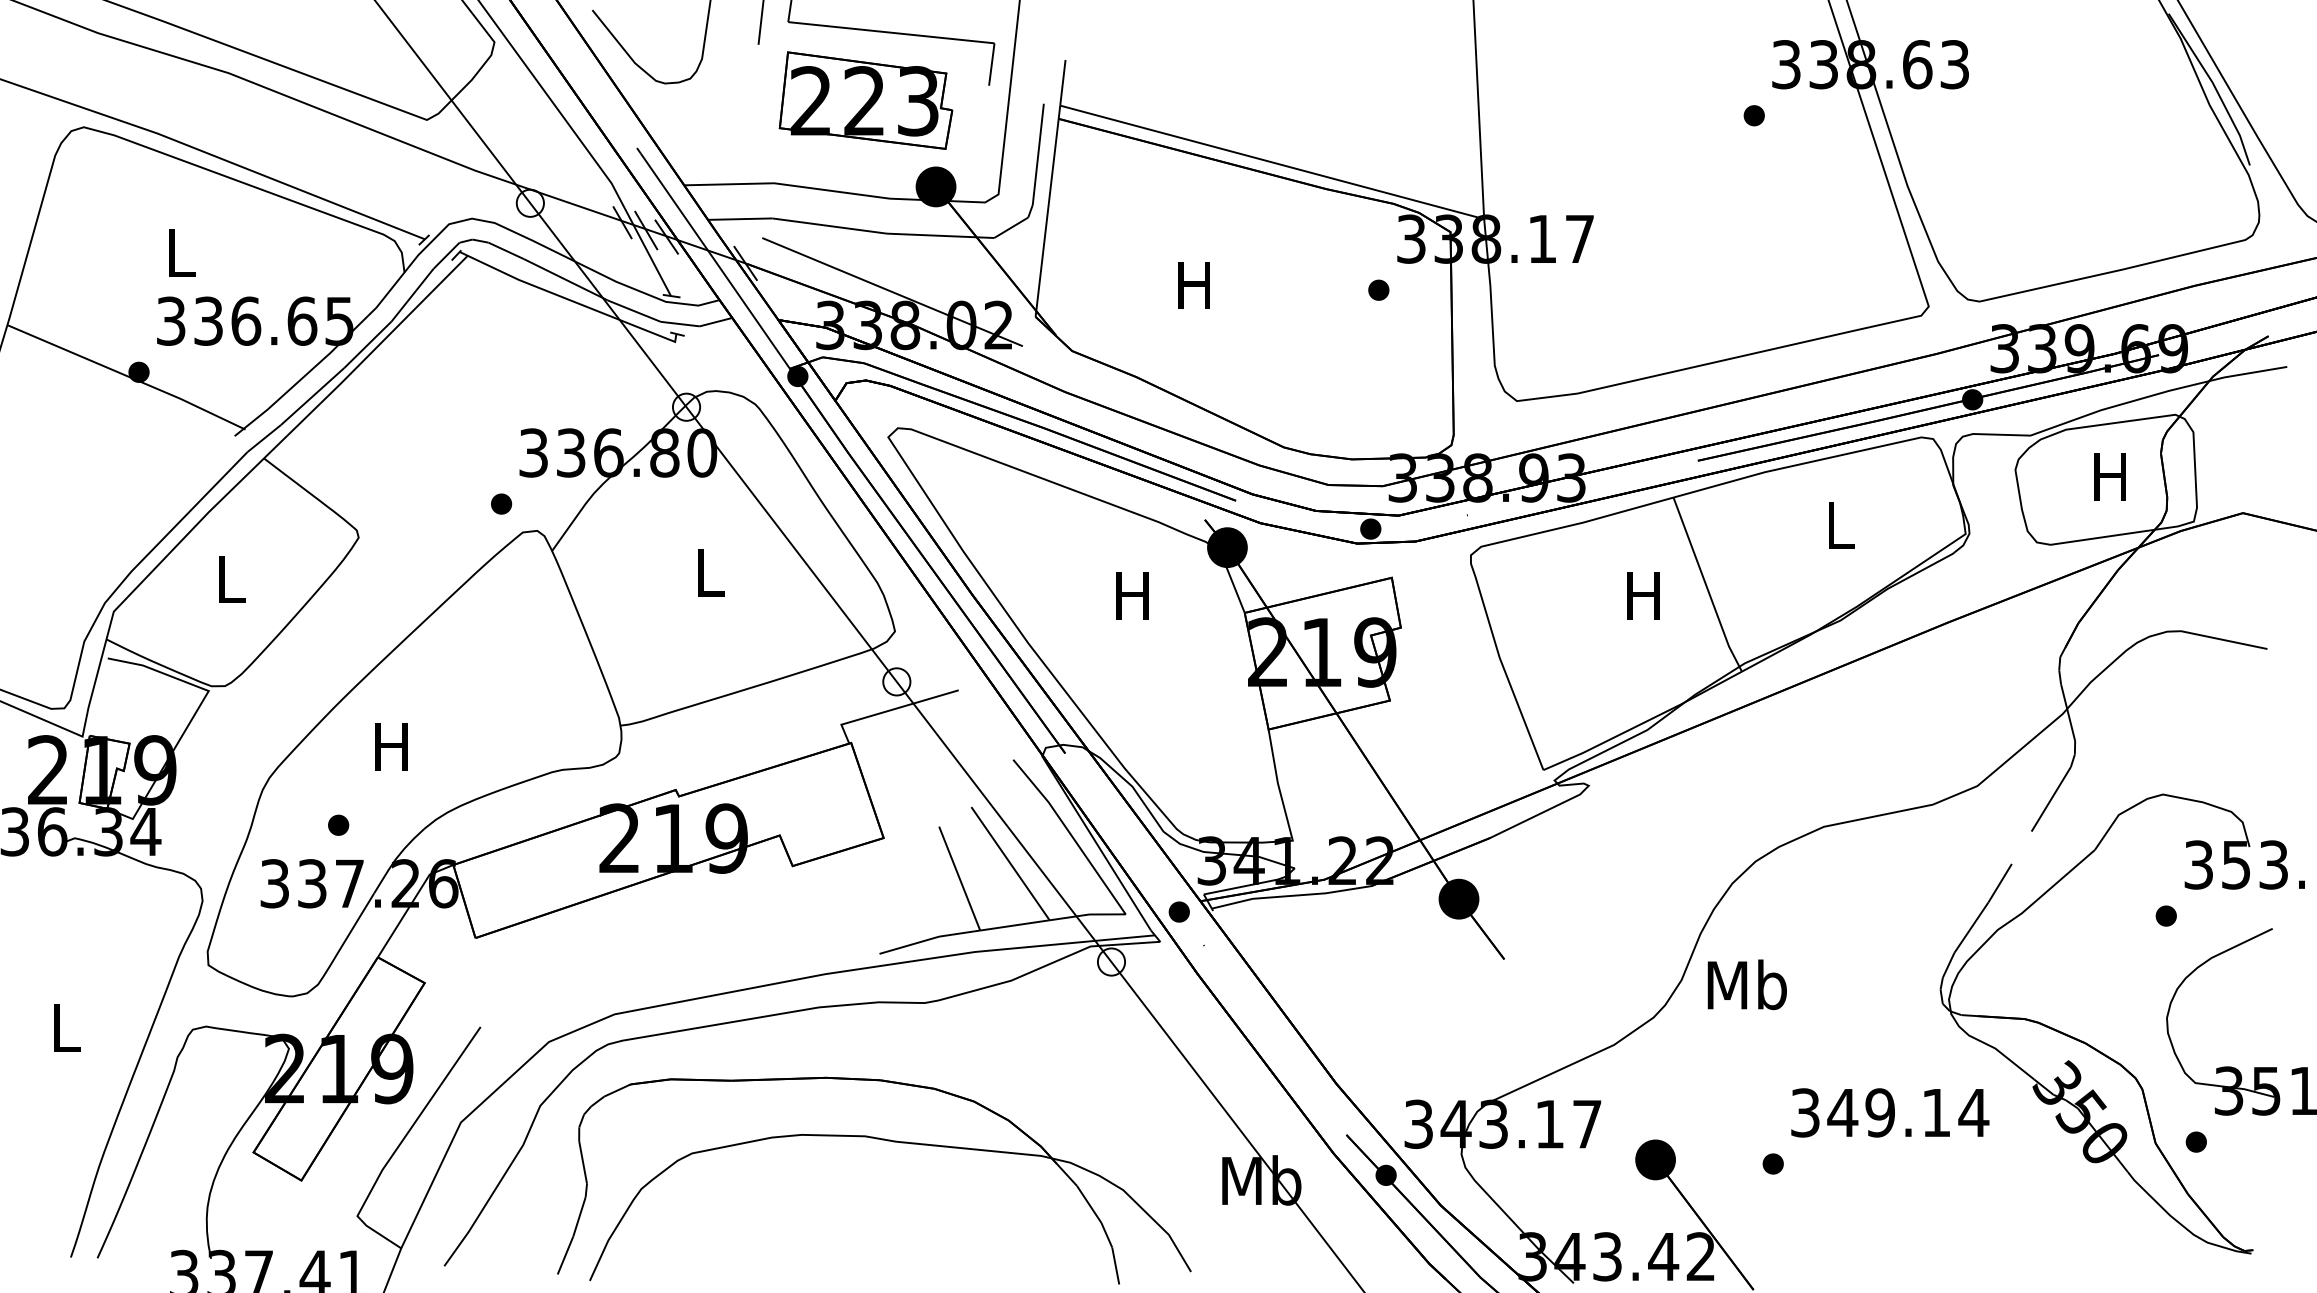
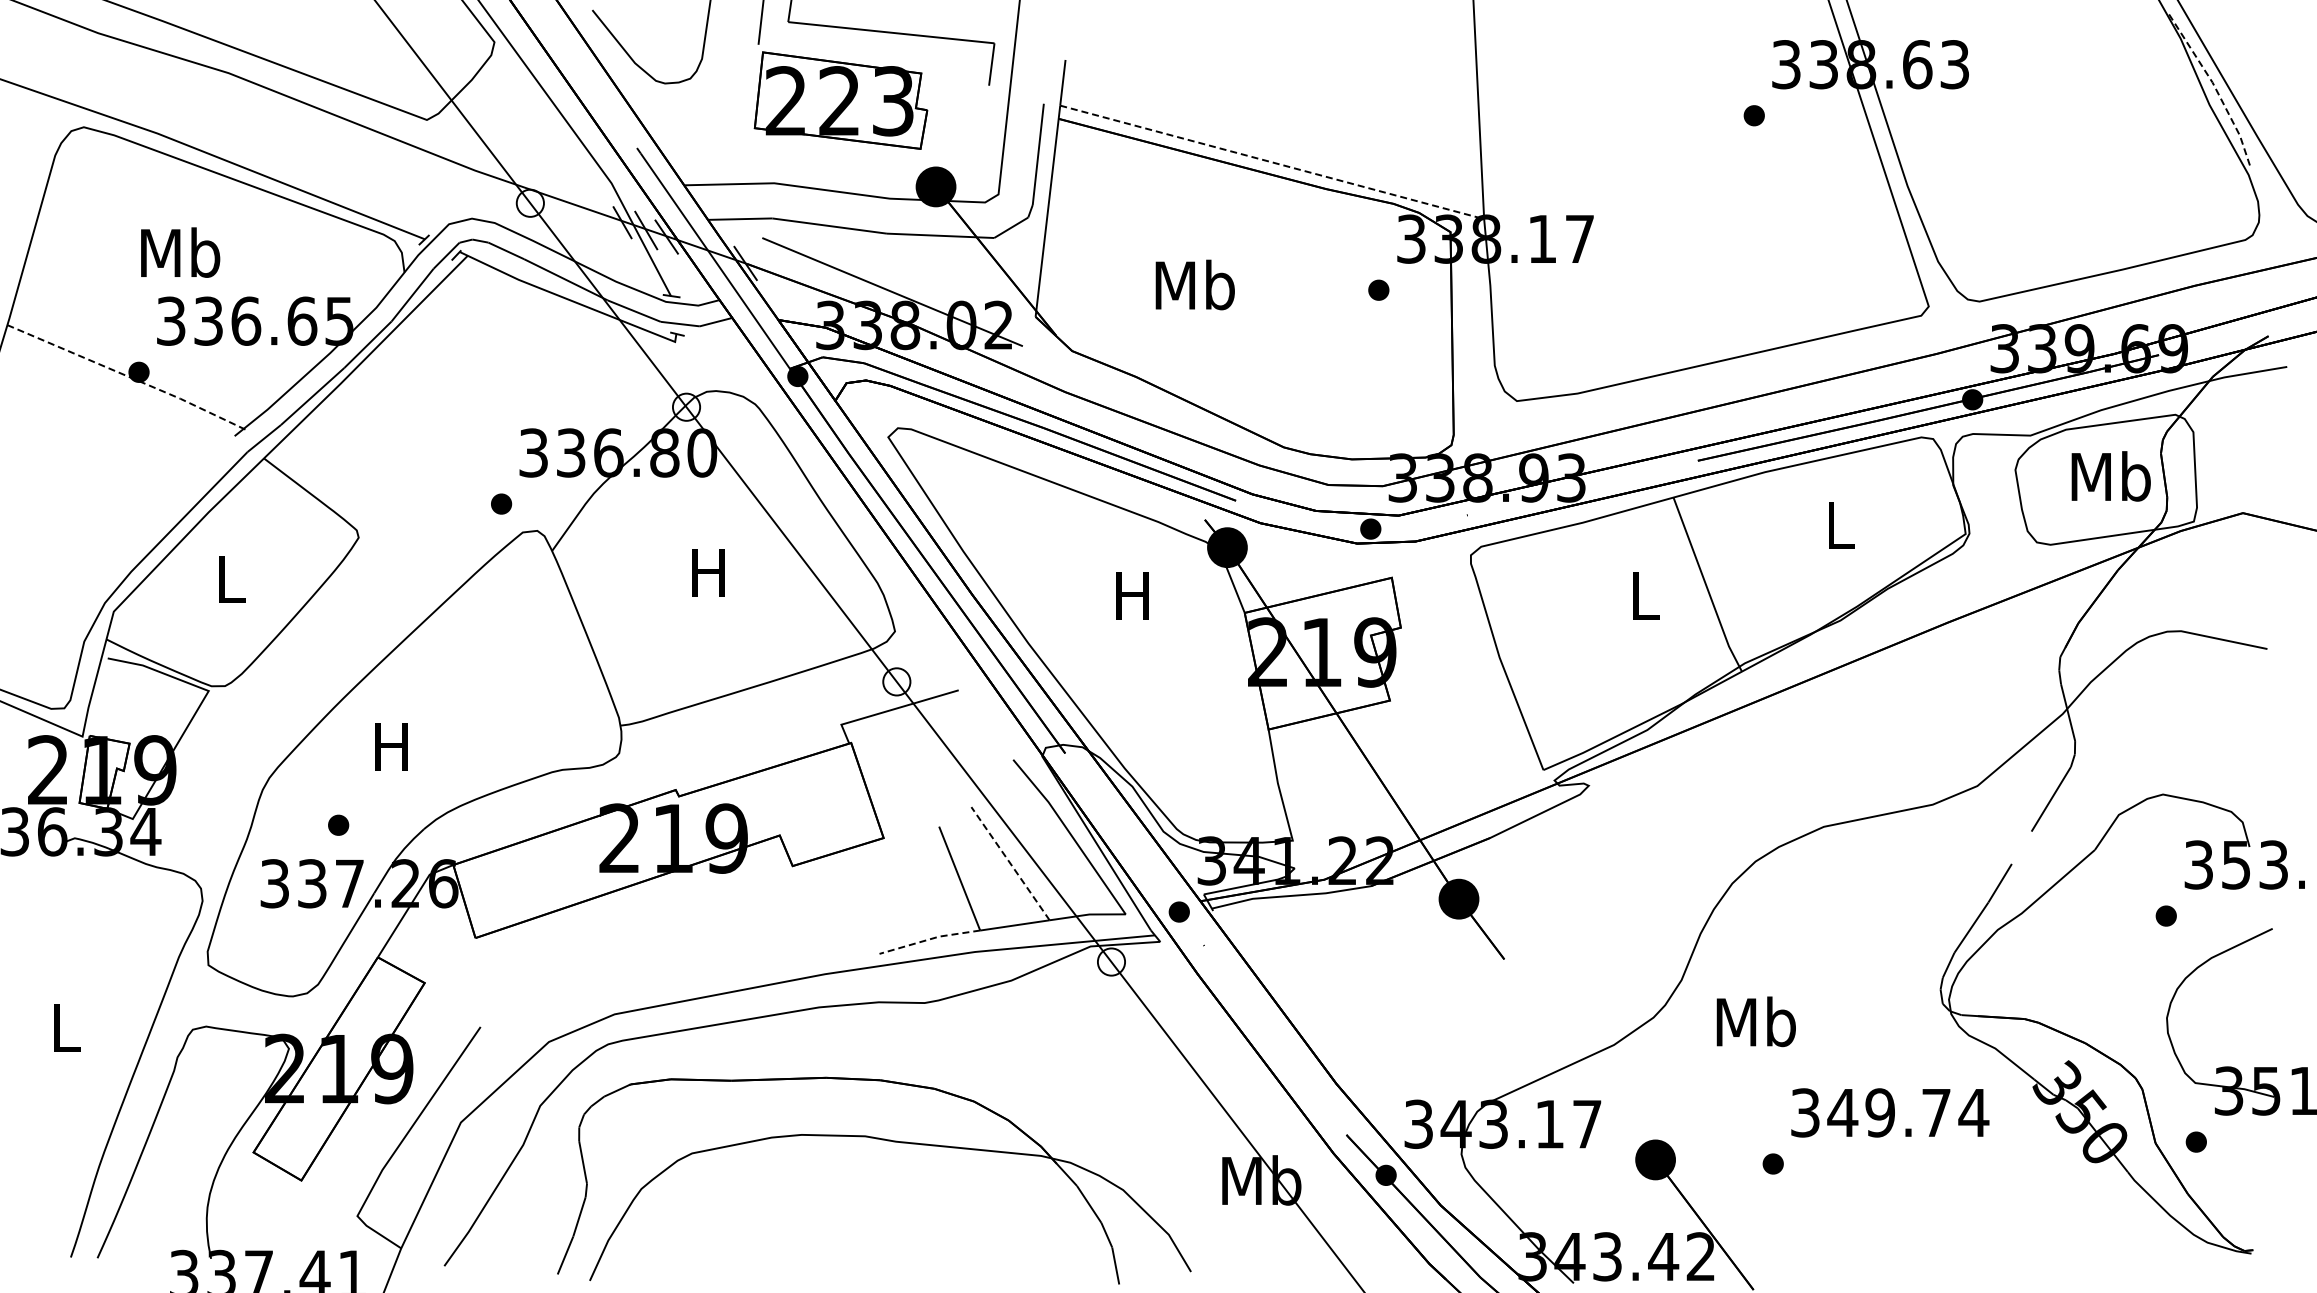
line: solid -> dashed (2214, 86)
part position: (865, 100) -> (840, 100) (840, 100)
line: solid -> dashed (1272, 162)
text: L -> Mb (180, 252)
text: H -> Mb (1194, 284)
line: solid -> dashed (127, 376)
text: H -> Mb (2110, 476)
text: L -> H (708, 572)
text: H -> L (1643, 595)
line: solid -> dashed (1010, 863)
line: solid -> dashed (929, 939)
text position: (1746, 984) -> (1755, 1021) (1755, 1021)
text: 349.14 -> 349.74 (1936, 1112)
